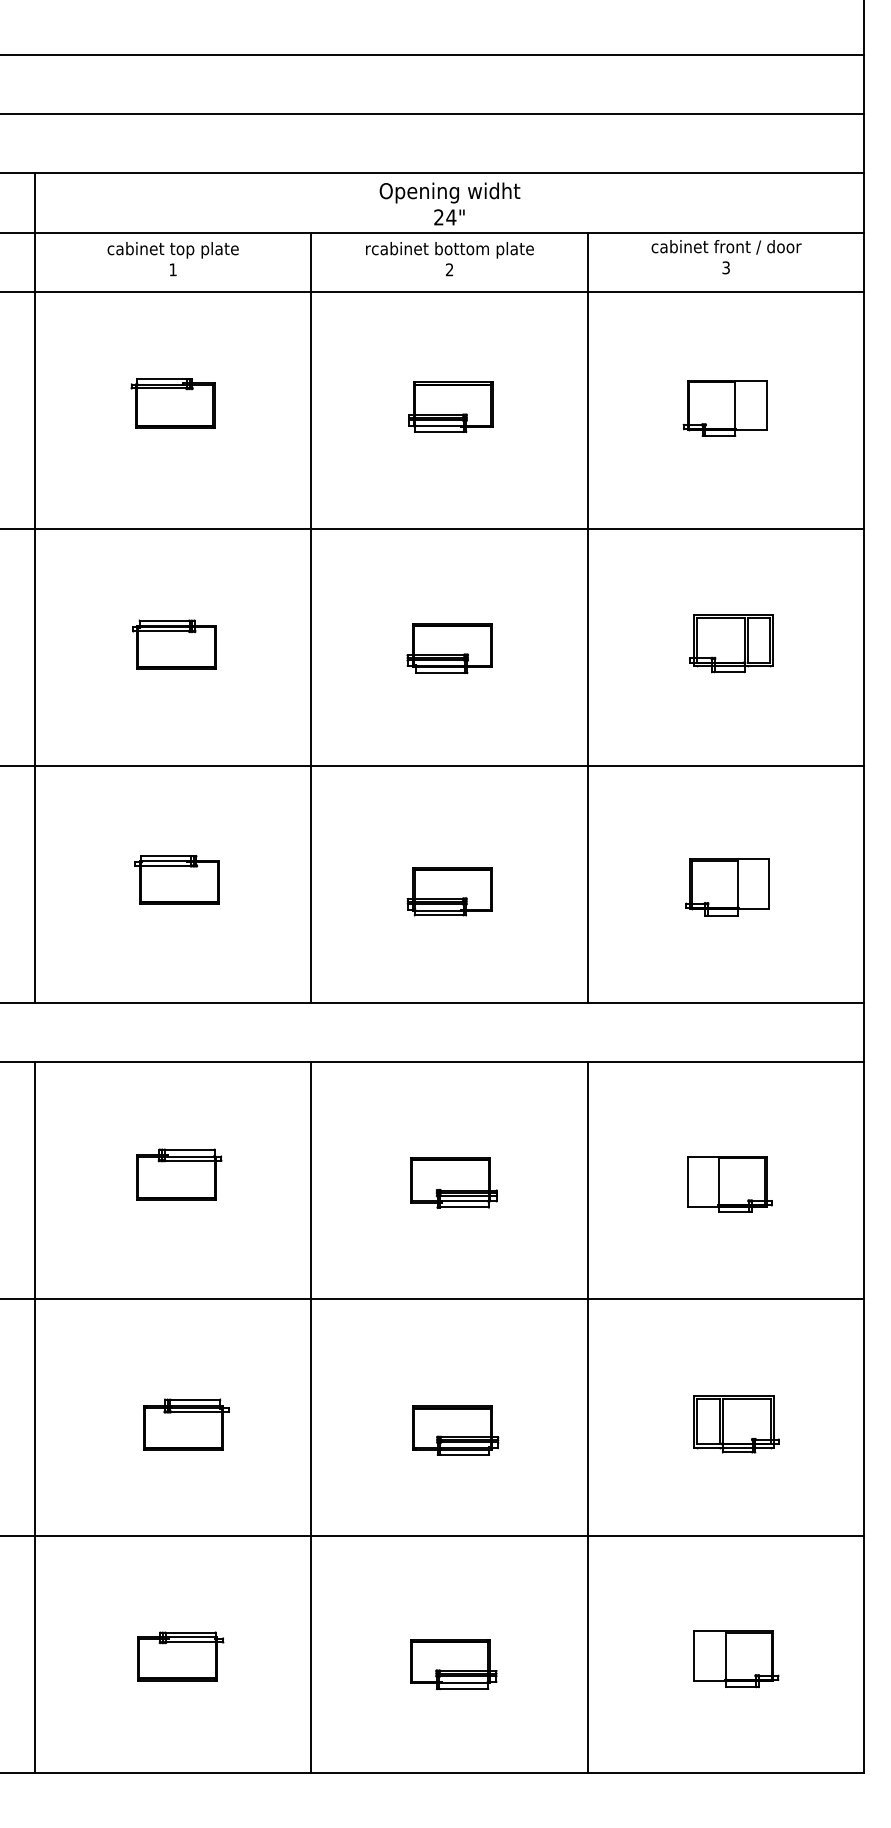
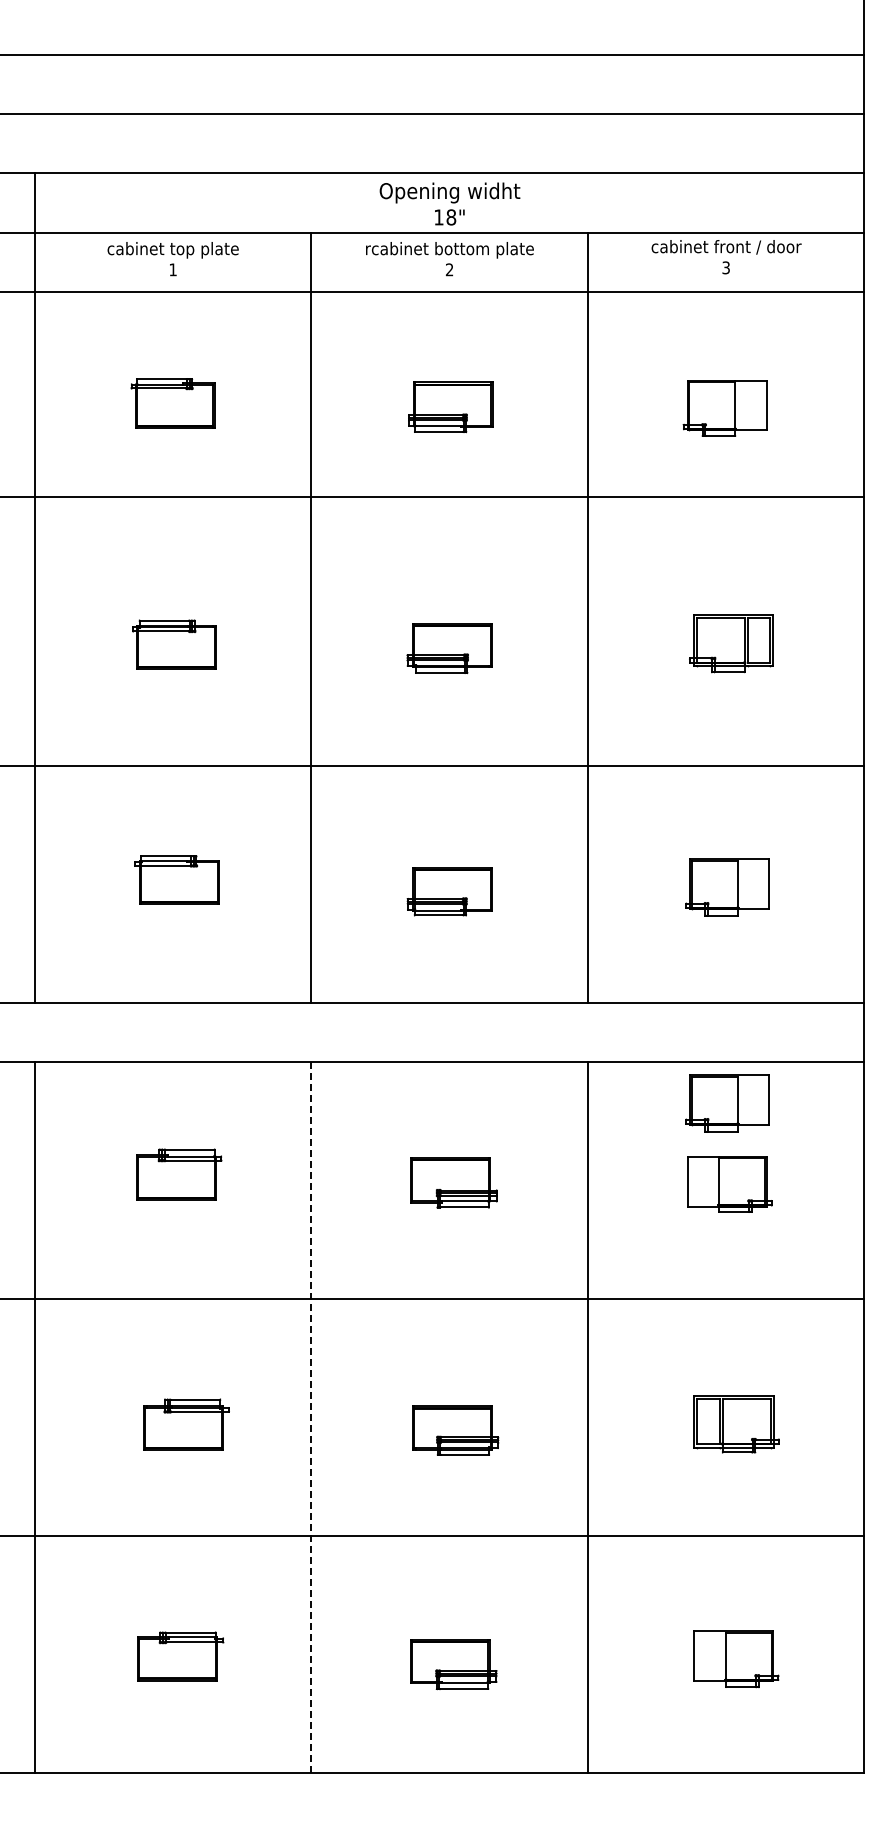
text: 24" -> 18" (445, 217)
line position: (433, 528) -> (433, 496) (433, 496)
part: none -> present (727, 1103)
line: solid -> dashed (311, 1417)
